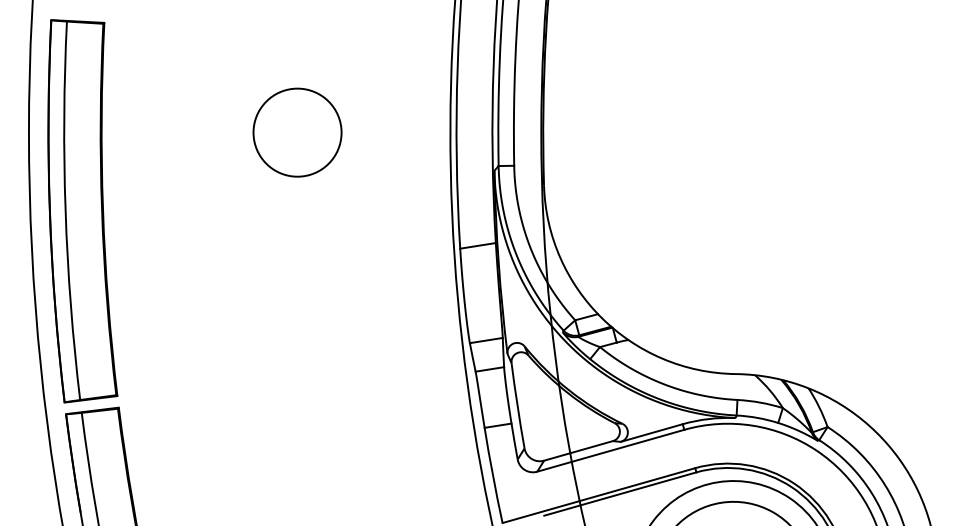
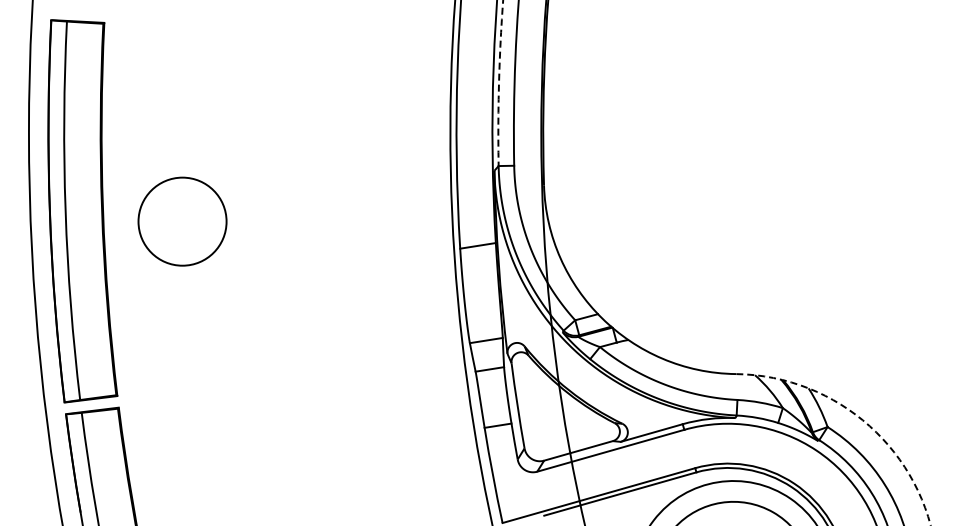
arc: solid -> dashed (499, 83)
circle position: (297, 132) -> (182, 221) (182, 221)
arc: solid -> dashed (858, 416)
